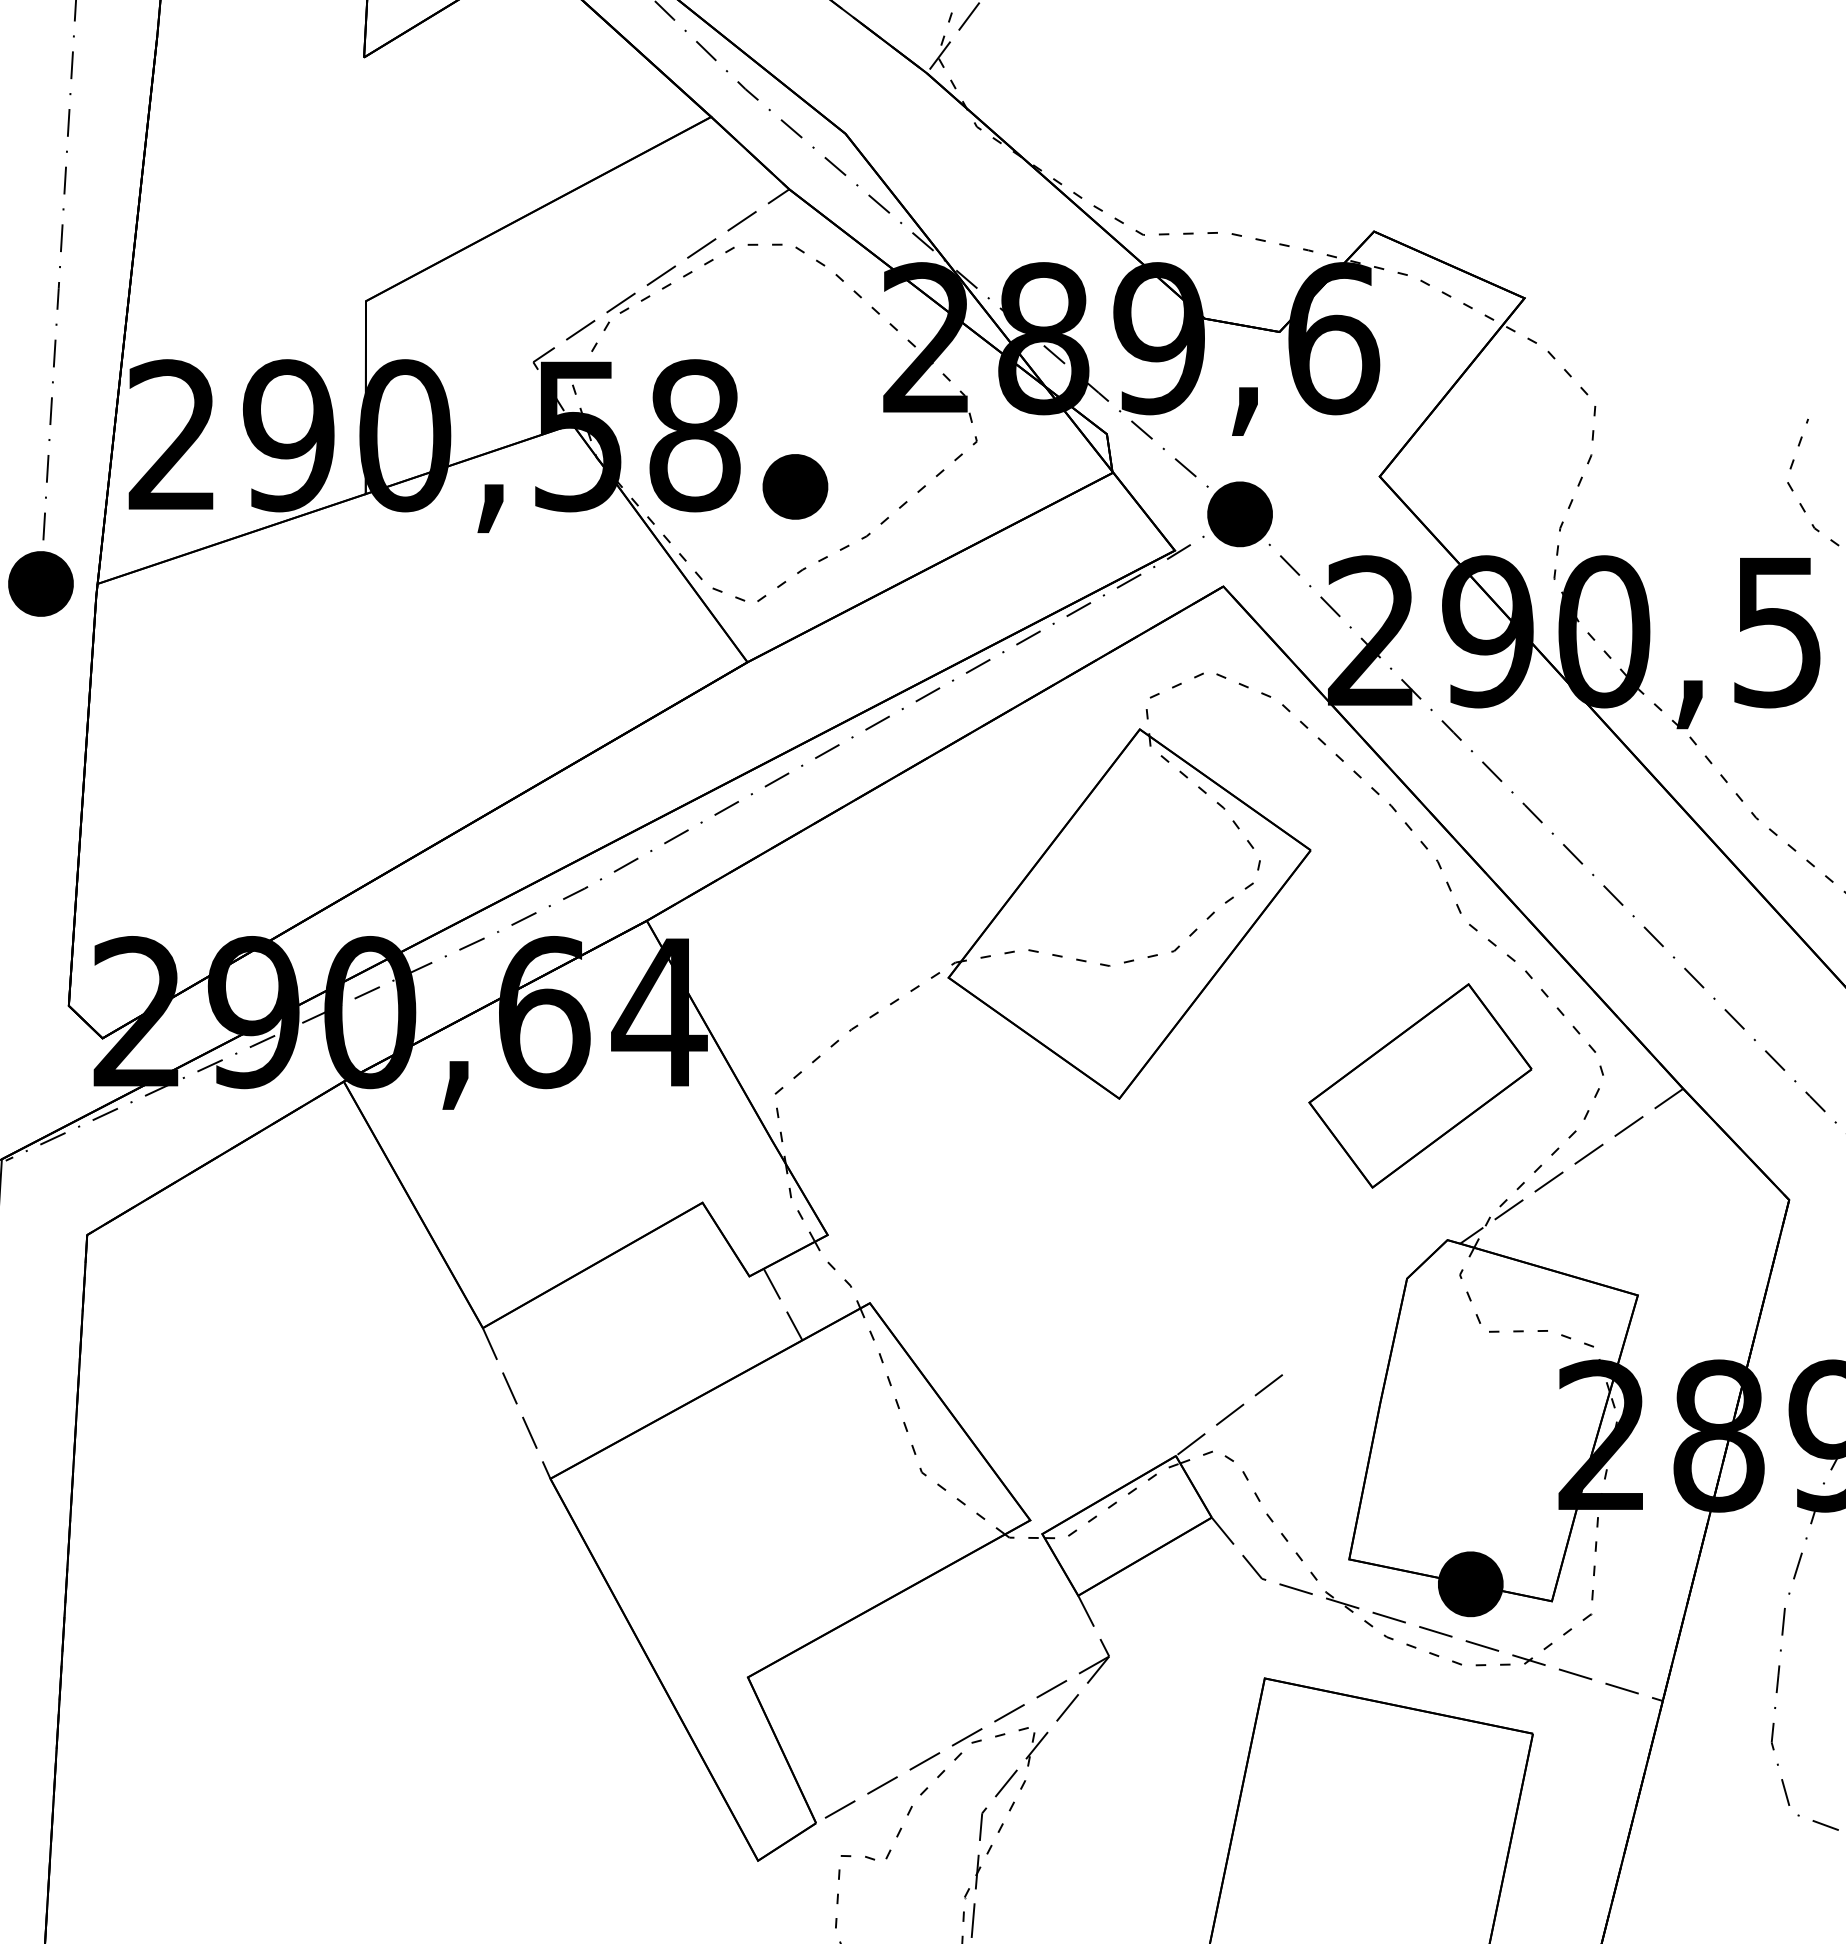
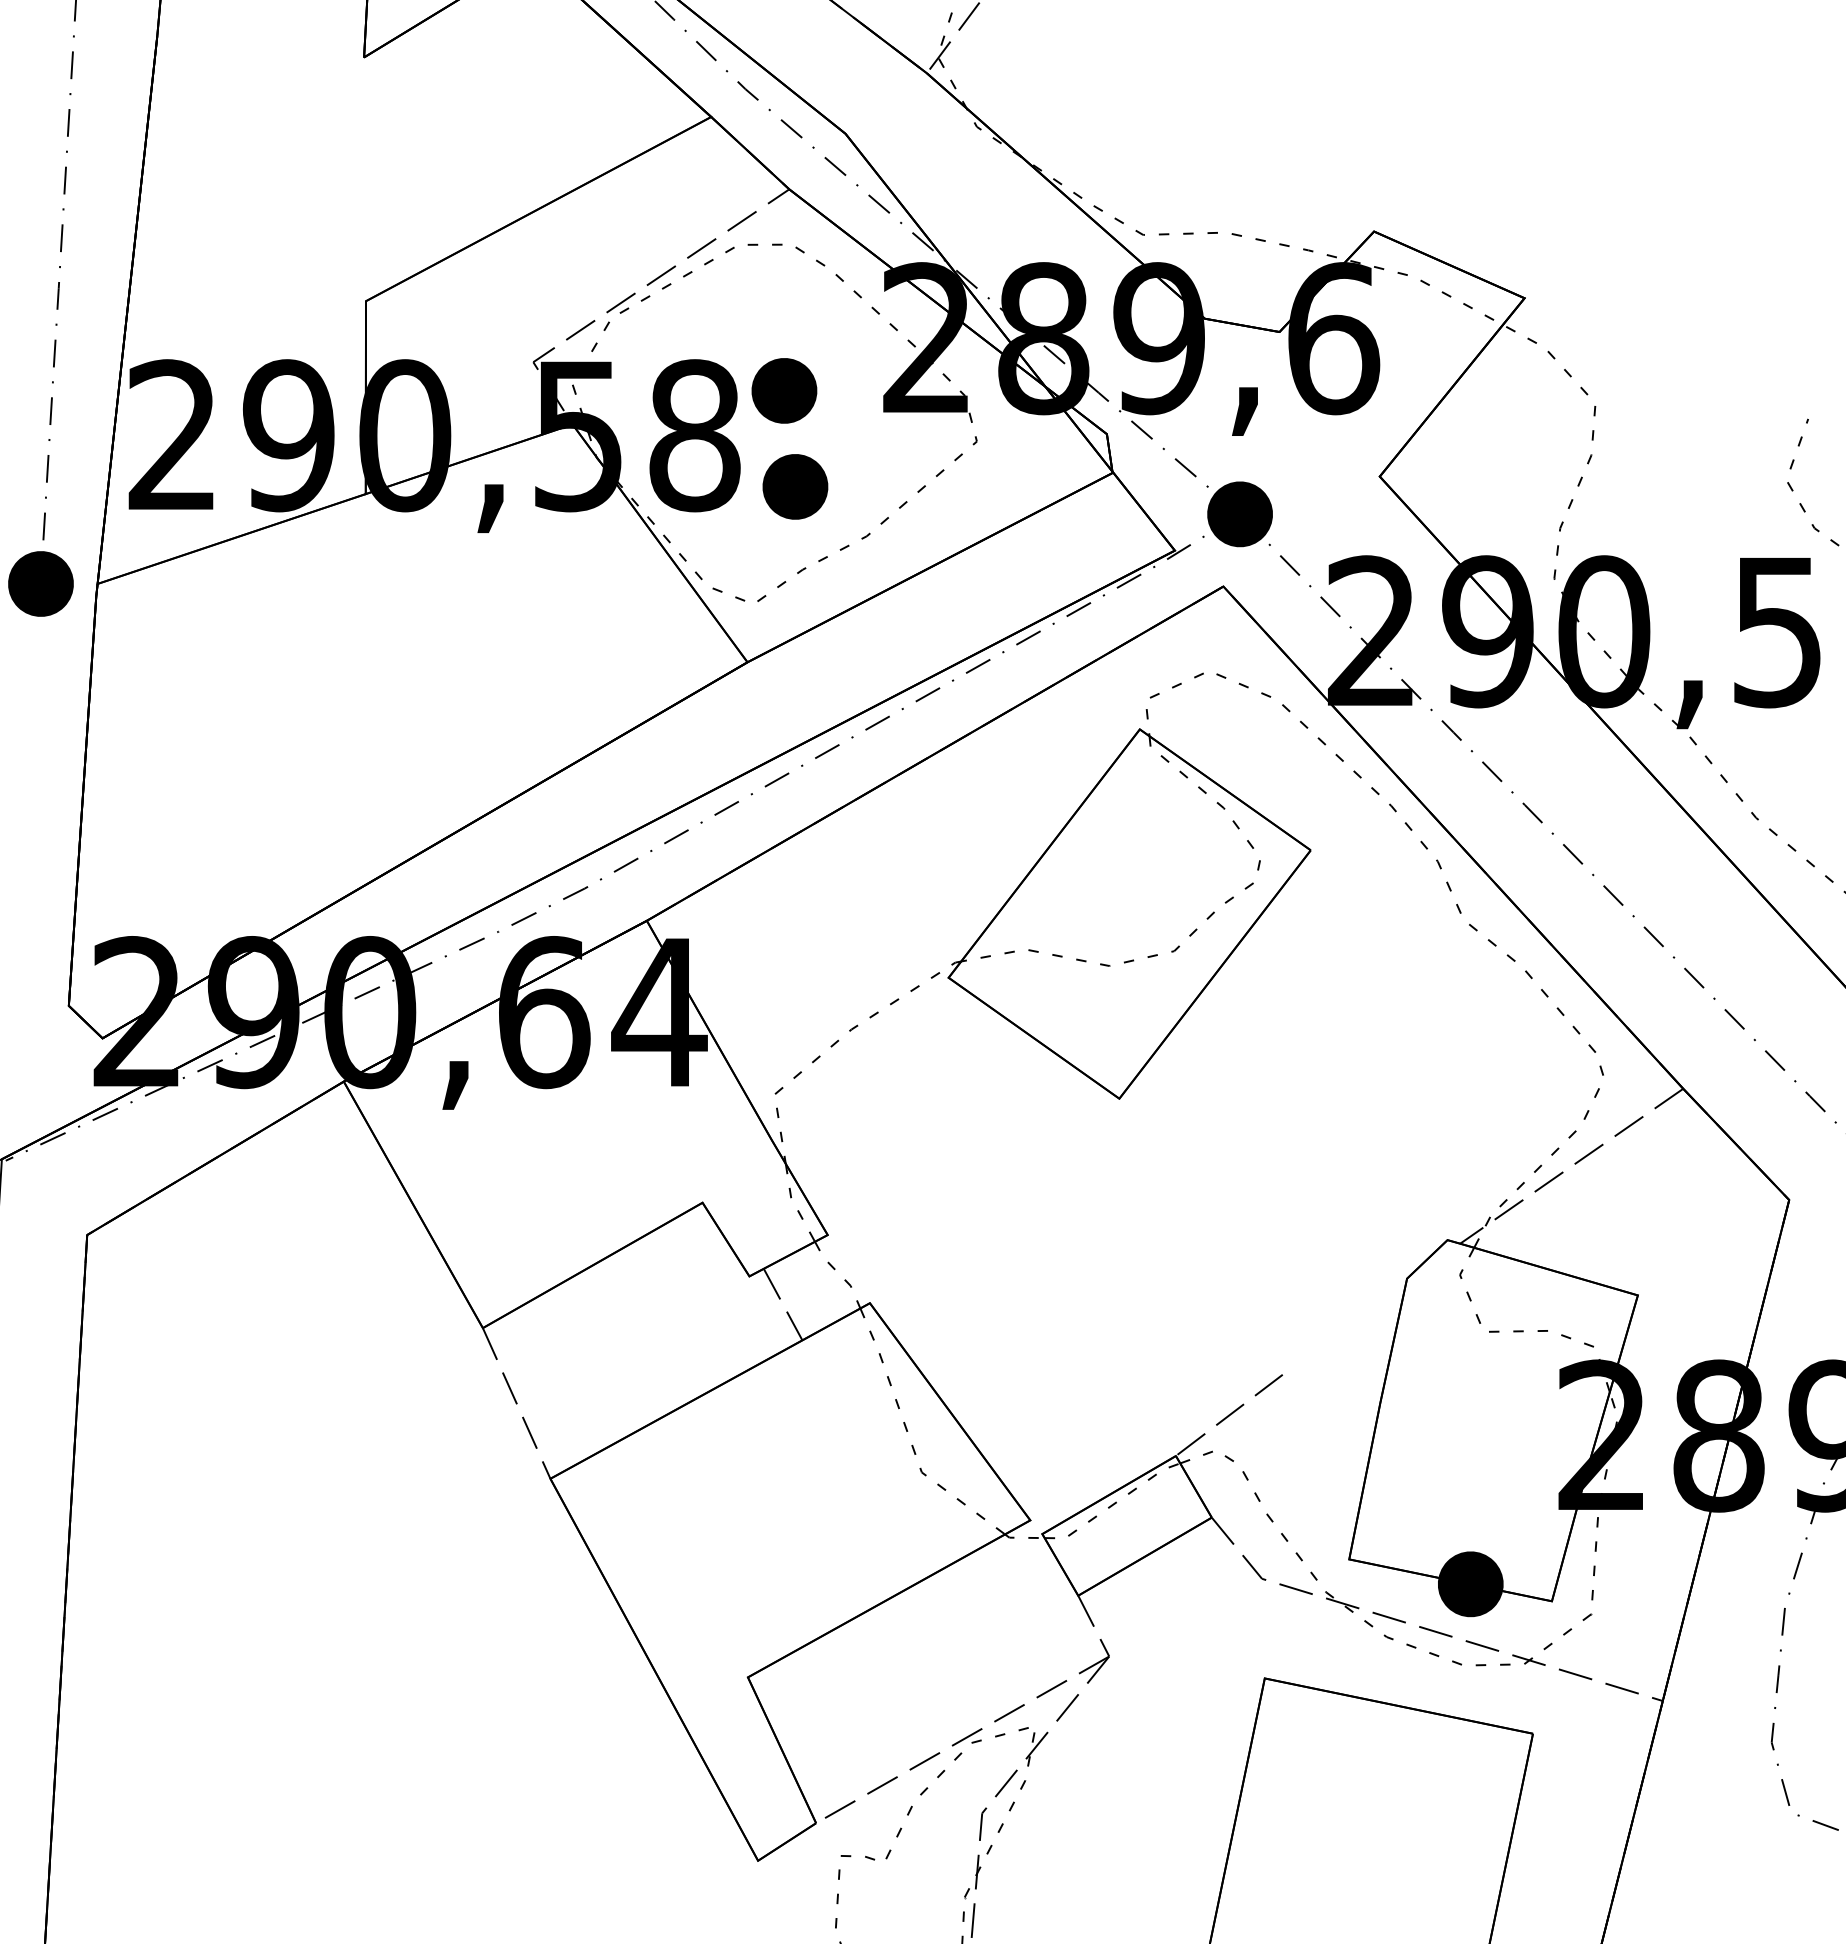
part: none -> present (784, 390)
part: present -> none (1420, 1085)
